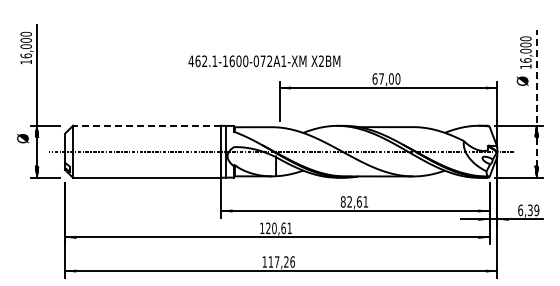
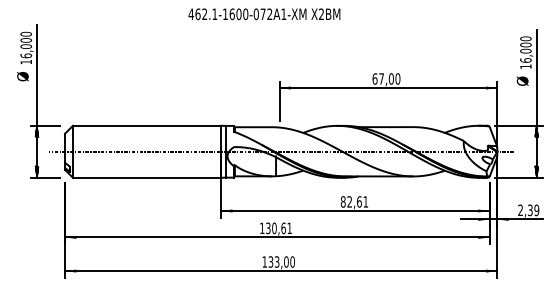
text position: (264, 61) -> (264, 14) (264, 14)
line: dashed -> solid (536, 103)
line: dashed -> solid (146, 125)
text position: (22, 138) -> (22, 76) (22, 76)
text: 6,39 -> 2,39 (520, 210)
text: 120,61 -> 130,61 (268, 228)
text: 117,26 -> 133,00 (281, 261)
